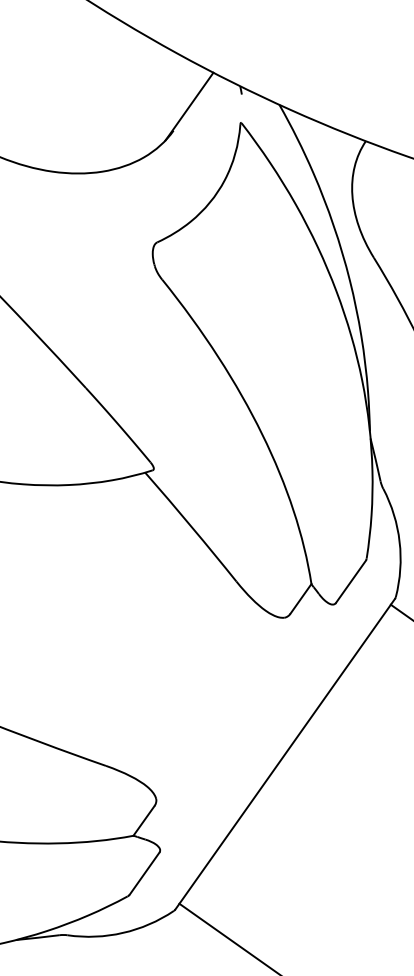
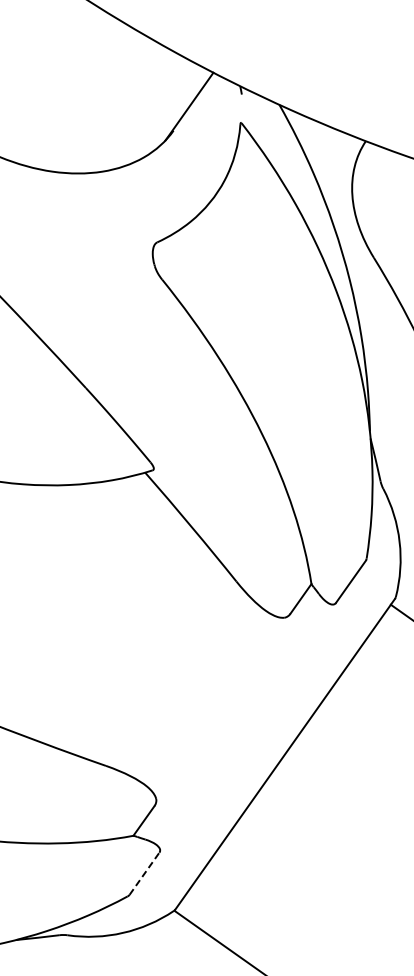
line: solid -> dashed (144, 873)
line position: (227, 937) -> (217, 941) (217, 941)
